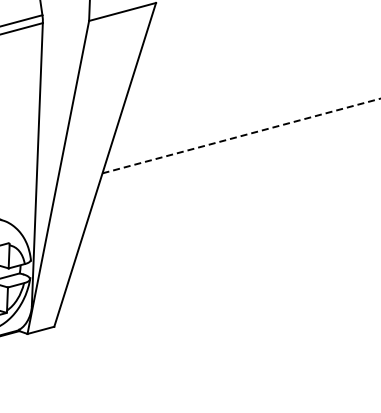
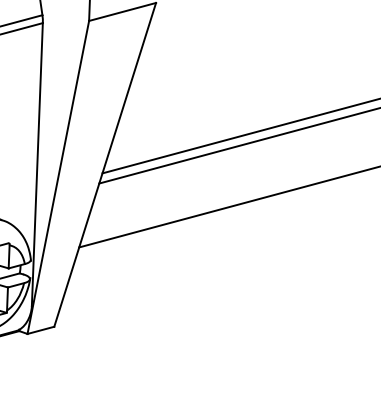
line: dashed -> solid (241, 136)
line: none -> present (238, 145)
line: none -> present (228, 207)
